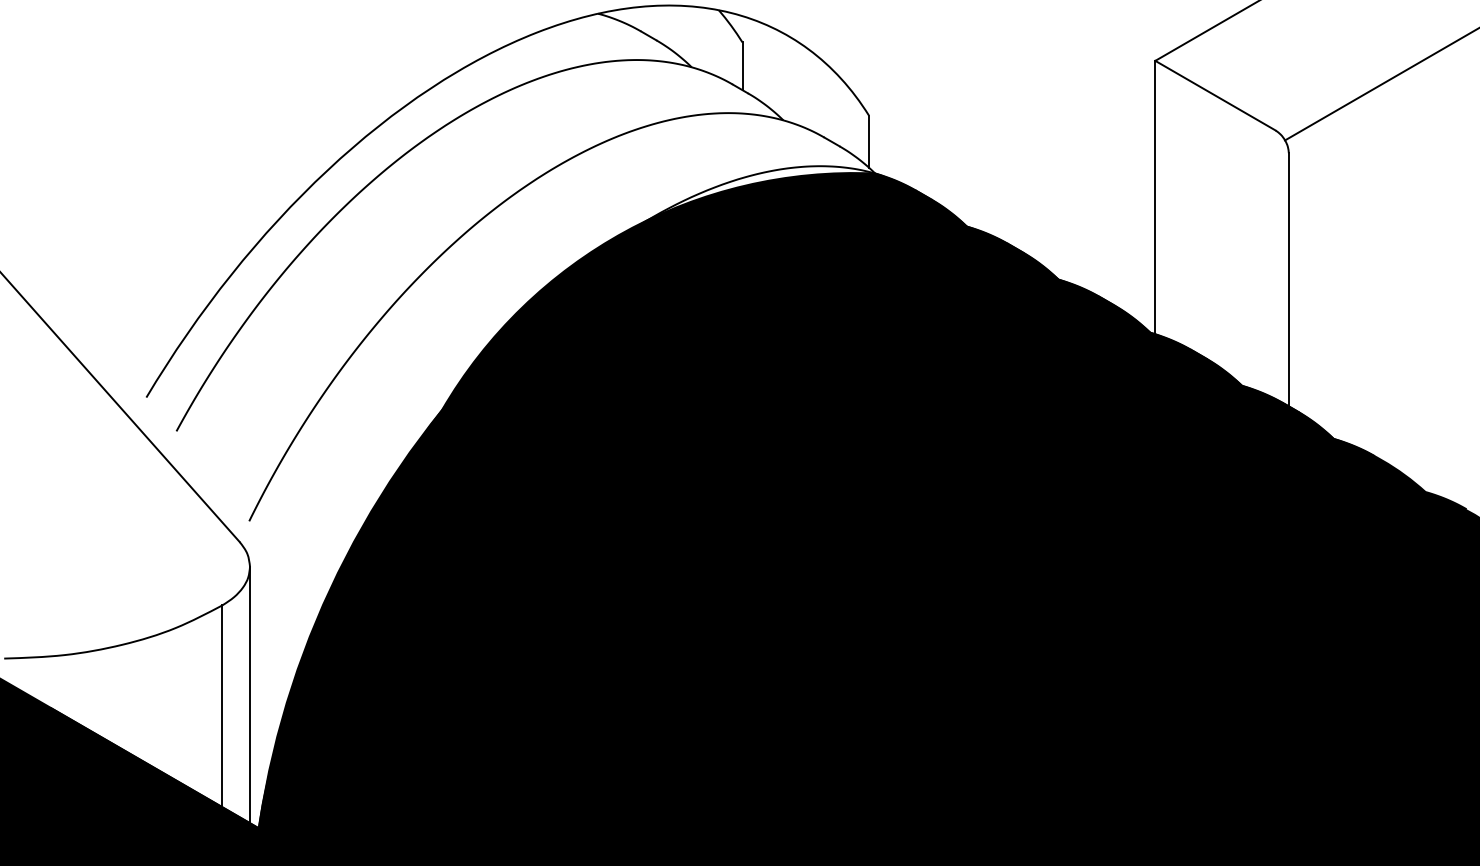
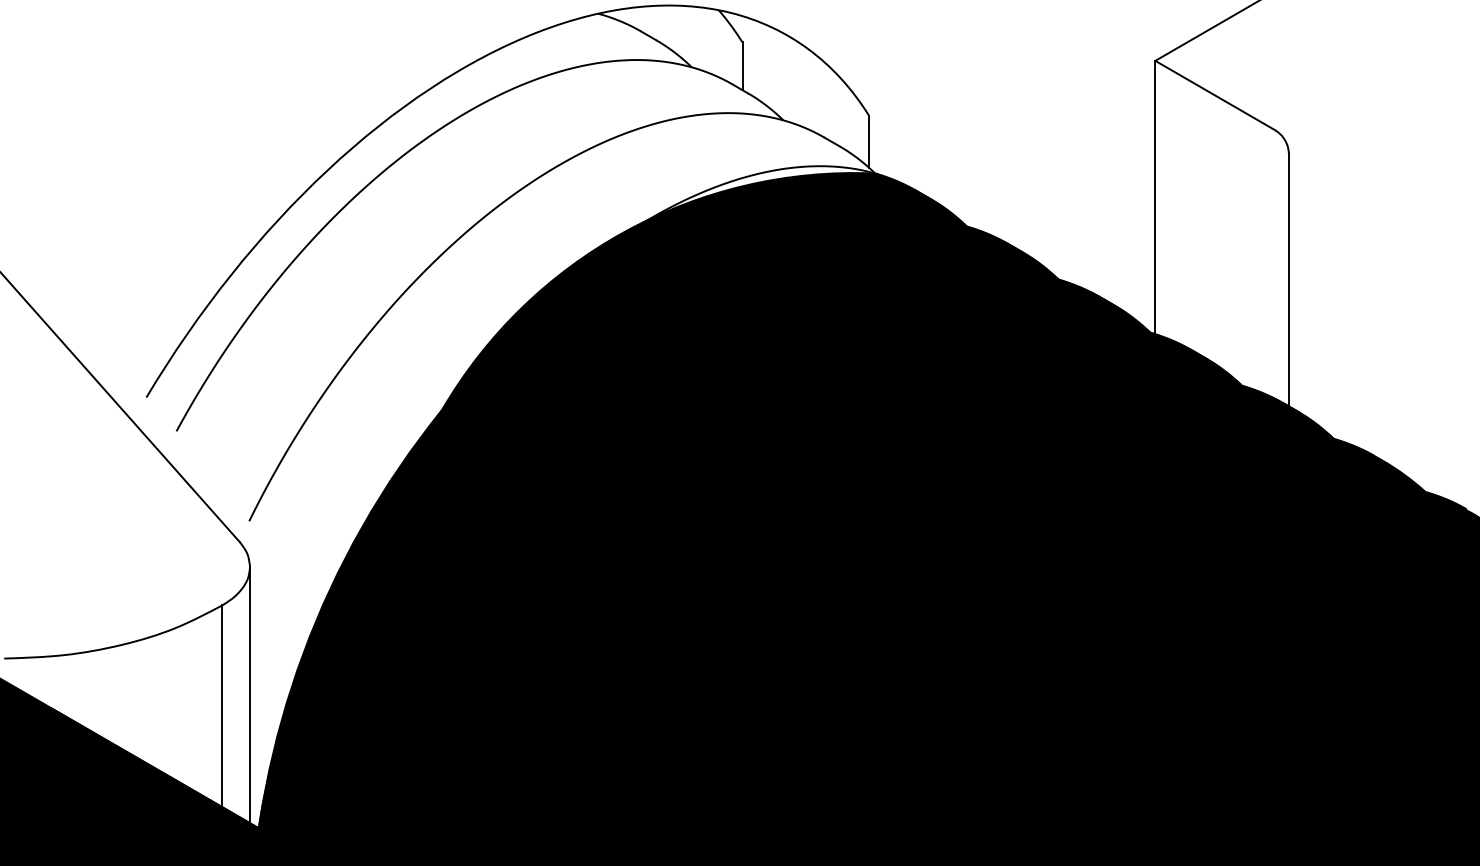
line: present -> none (1380, 84)
